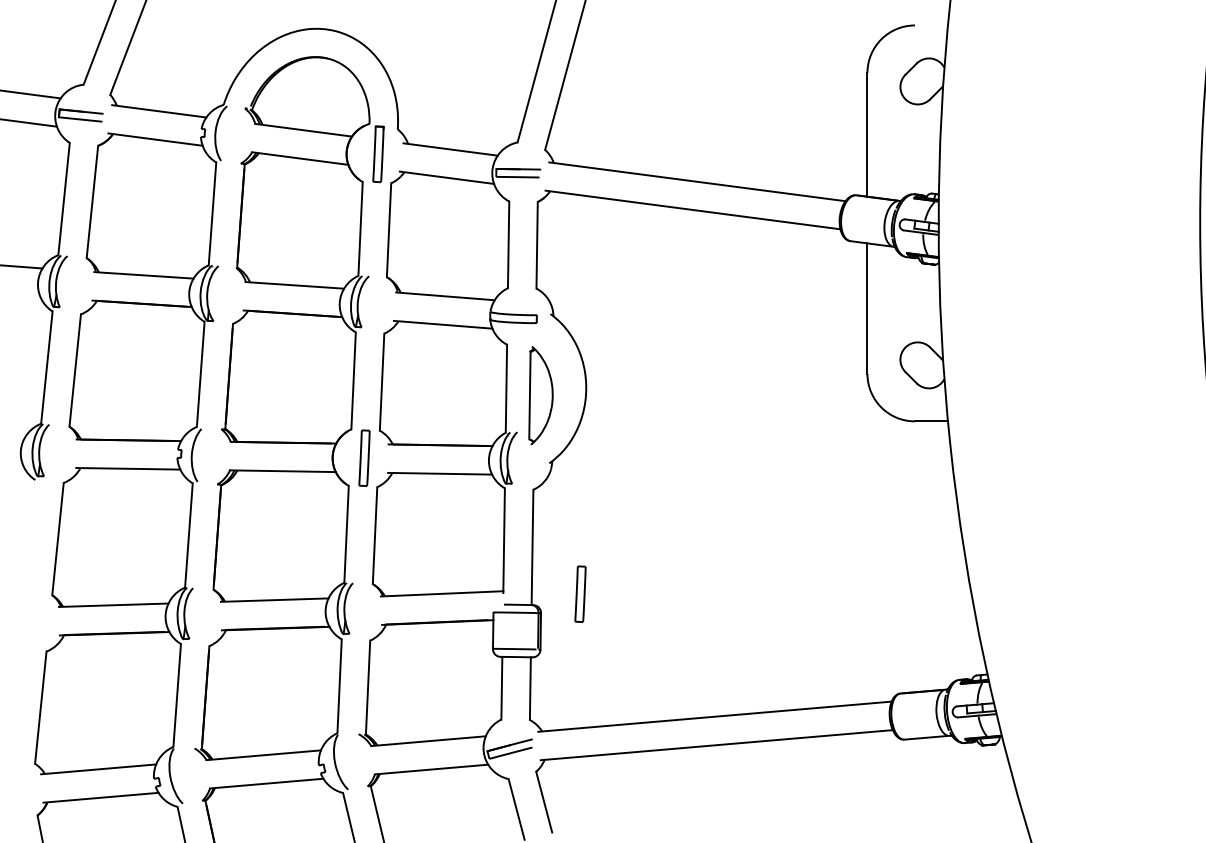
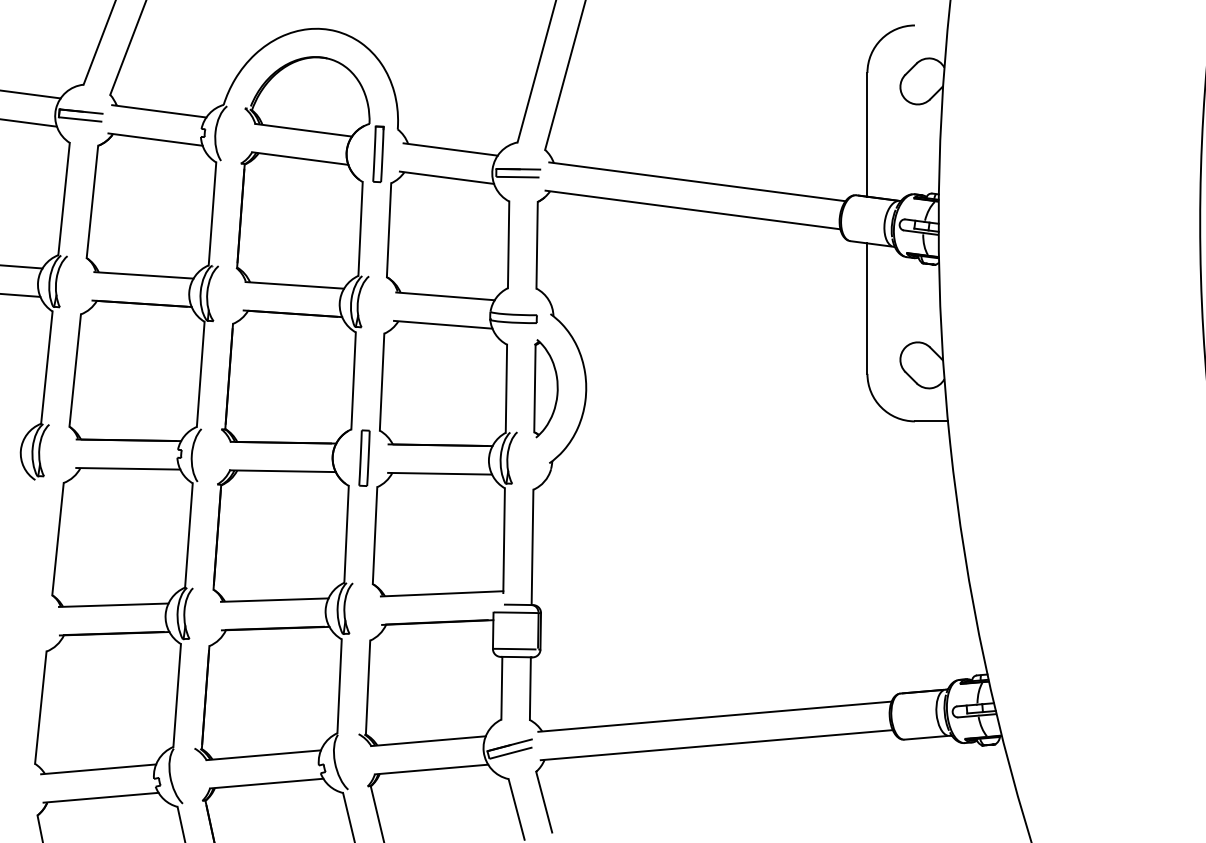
line: none -> present (21, 295)
part position: (540, 395) -> (545, 388) (545, 388)
part: present -> none (580, 593)
